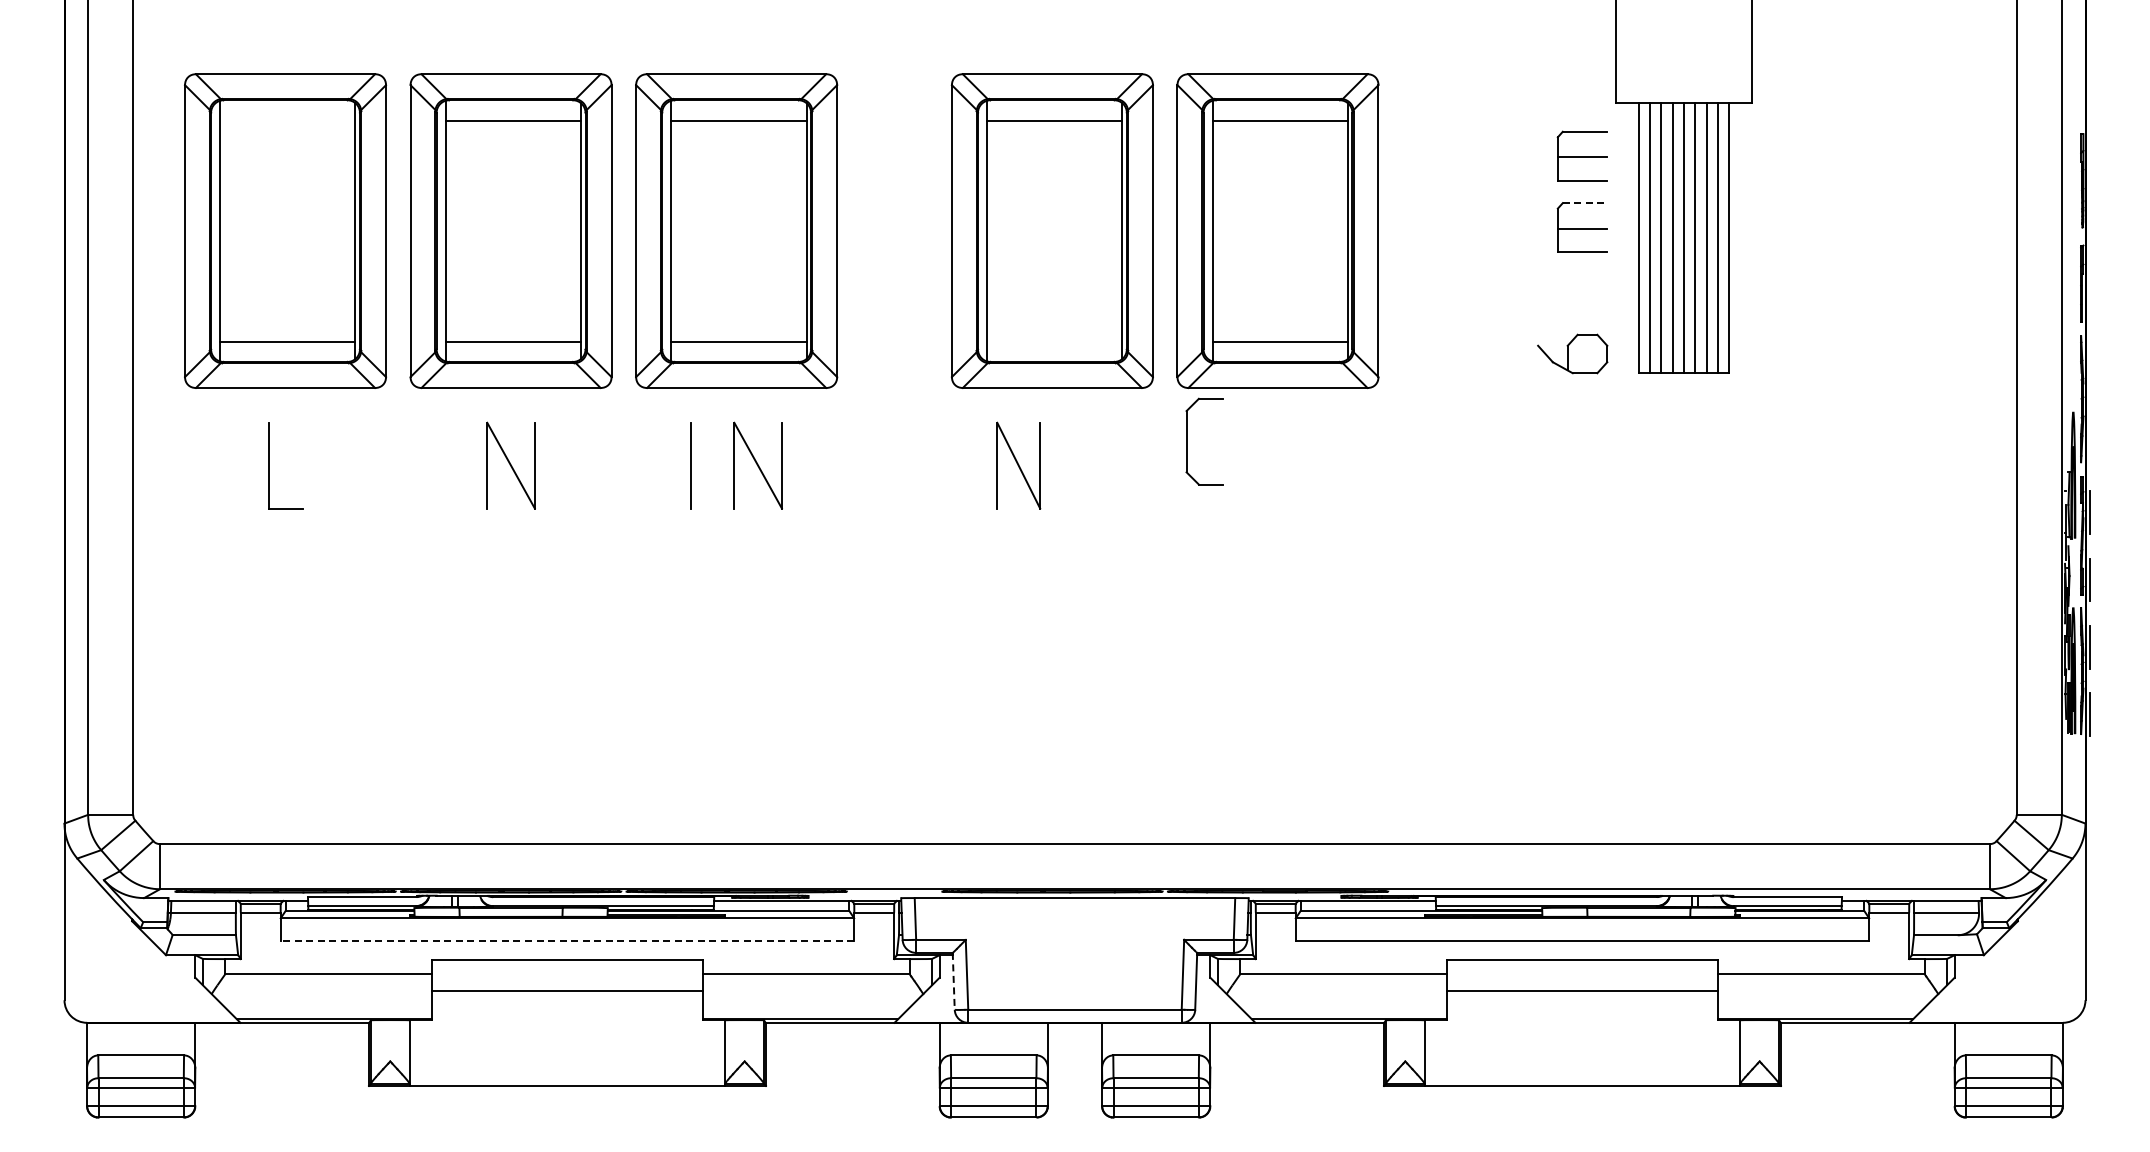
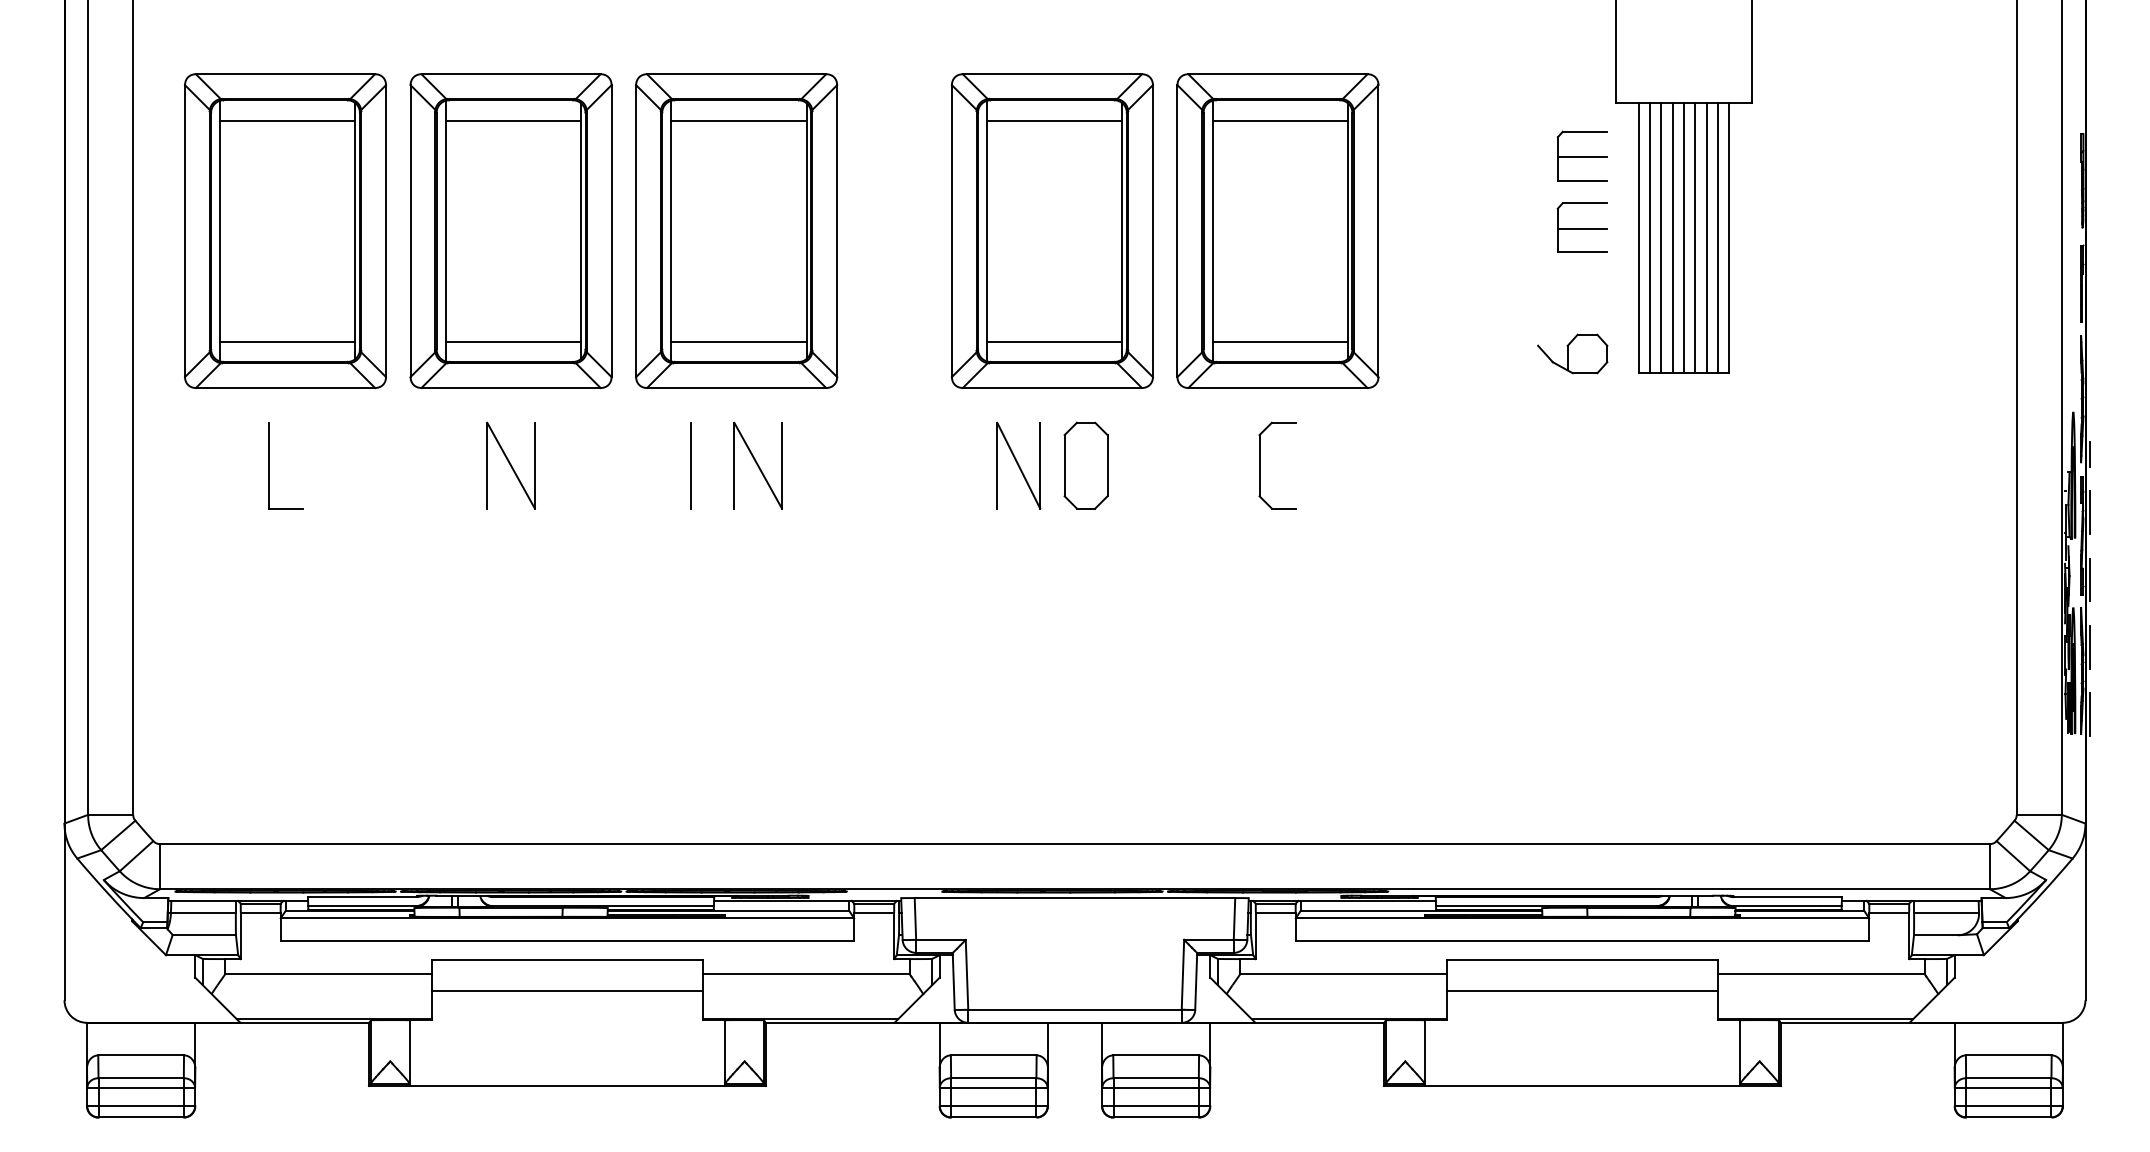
line: none -> present (287, 120)
line: dashed -> solid (1585, 203)
line: none -> present (1054, 341)
part position: (1187, 441) -> (1260, 465) (1260, 465)
line: none -> present (2090, 454)
part: none -> present (1085, 465)
line: dashed -> solid (567, 940)
line: dashed -> solid (953, 981)
